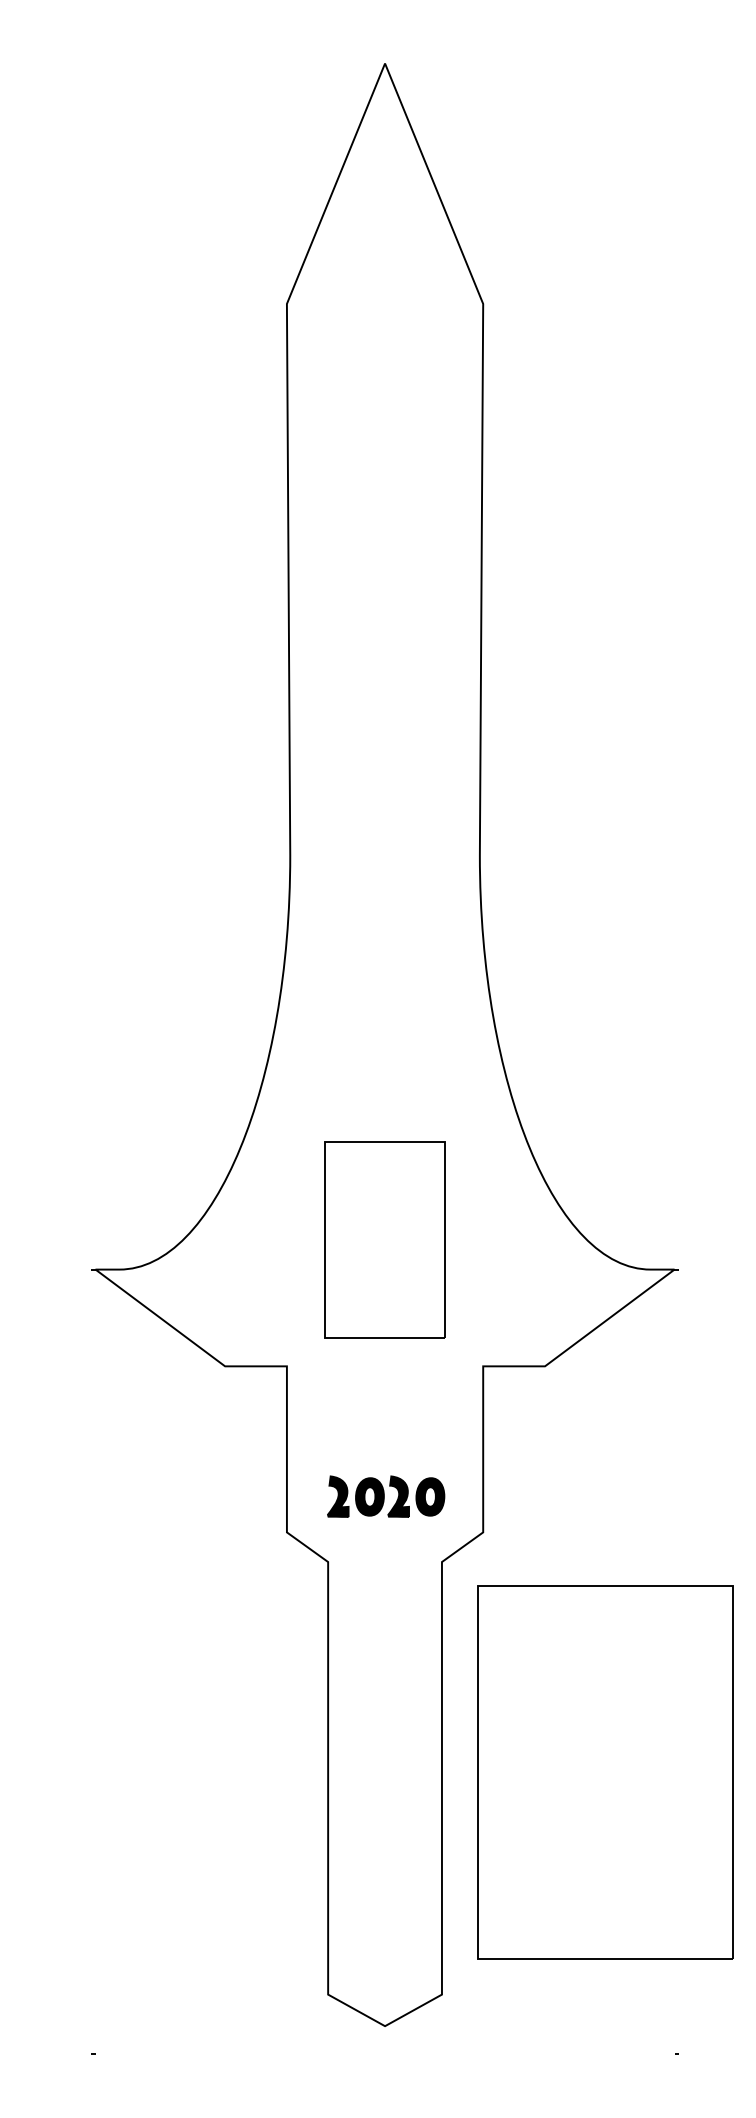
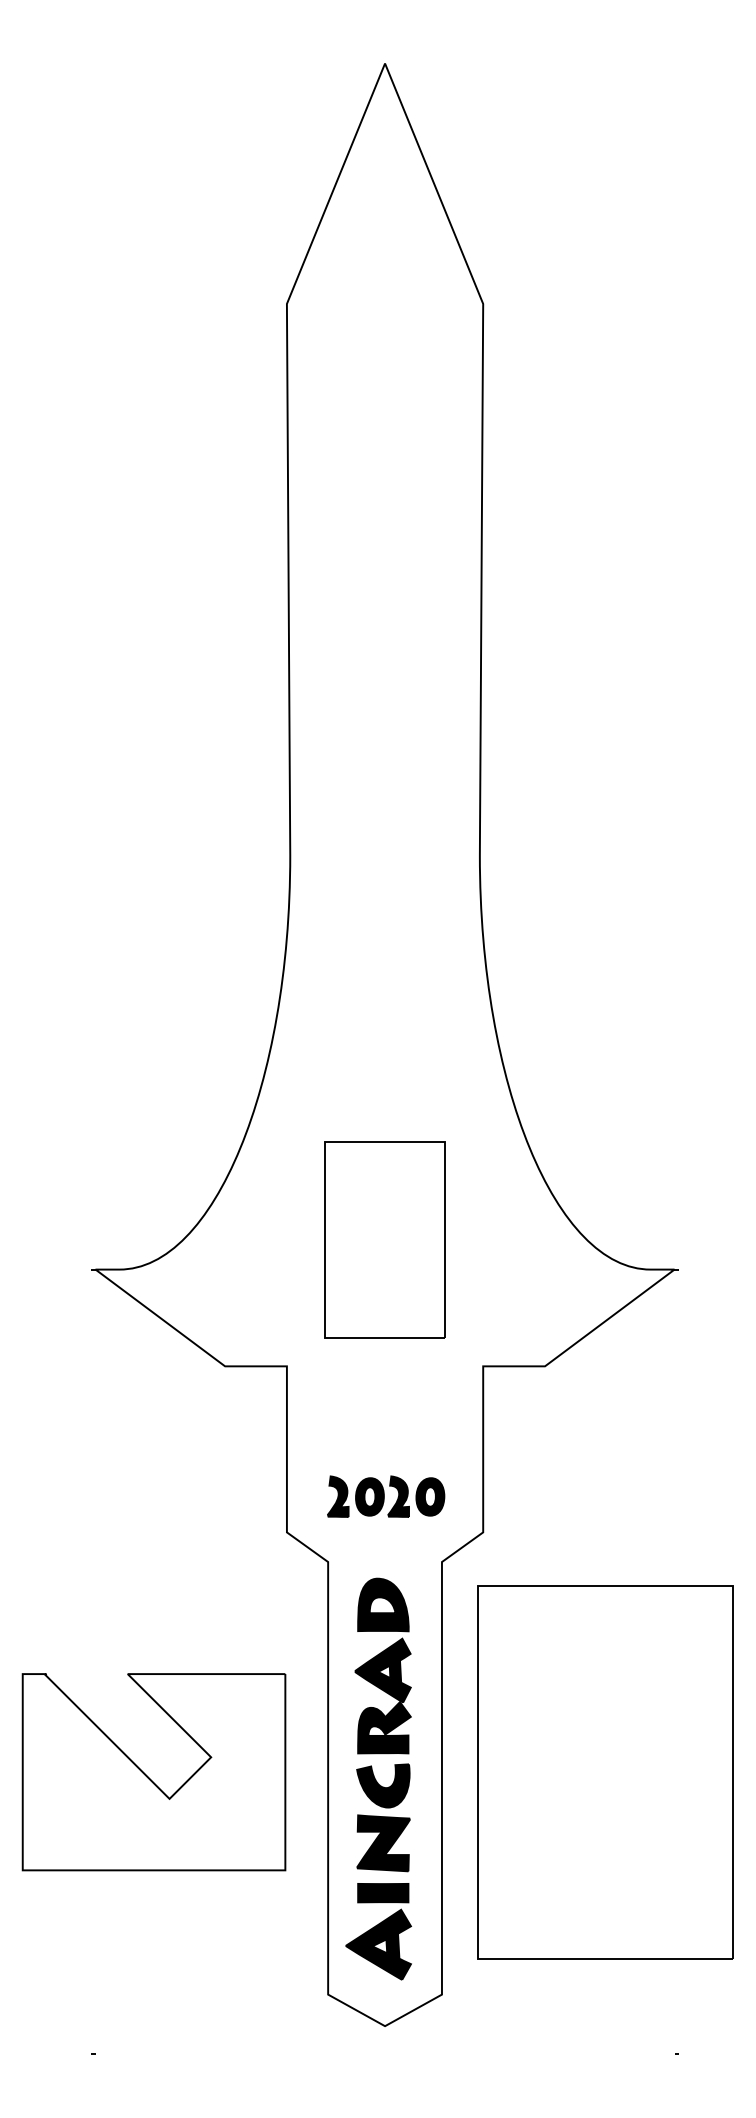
part: none -> present (148, 1776)
part: none -> present (378, 1778)
